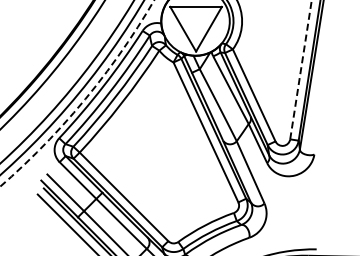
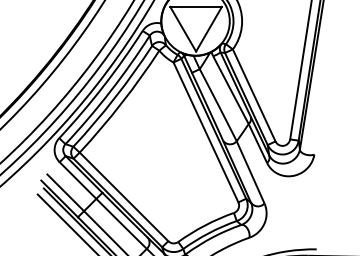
line: dashed -> solid (301, 69)
circle: dashed -> solid (77, 93)
